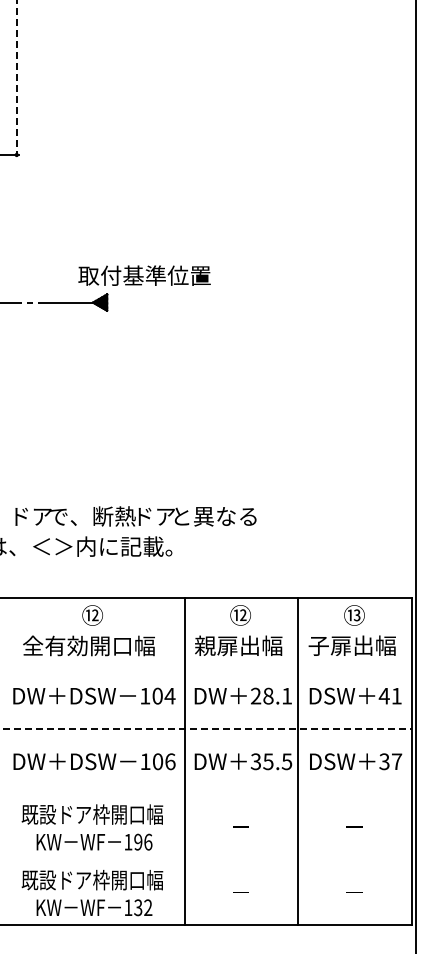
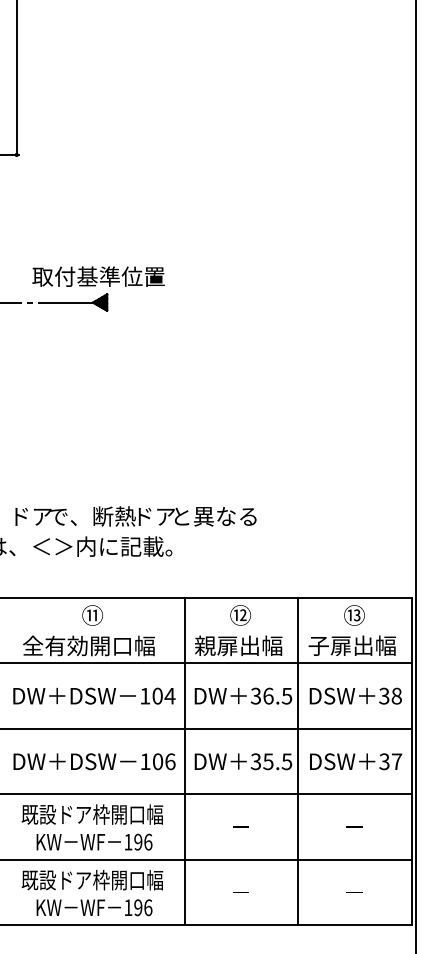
line: dashed -> solid (16, 78)
text position: (144, 275) -> (98, 276) (98, 276)
text: ⑫ -> ⑪ (92, 615)
line: none -> present (207, 663)
text: 28.1 -> 36.5 (271, 695)
text: 41 -> 38 (389, 695)
line: dashed -> solid (206, 728)
line: none -> present (207, 794)
line: none -> present (207, 859)
text: 132 -> 196 (143, 907)
